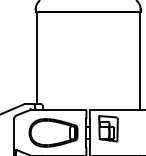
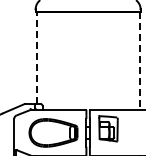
line: solid -> dashed (36, 57)
line: solid -> dashed (139, 61)
